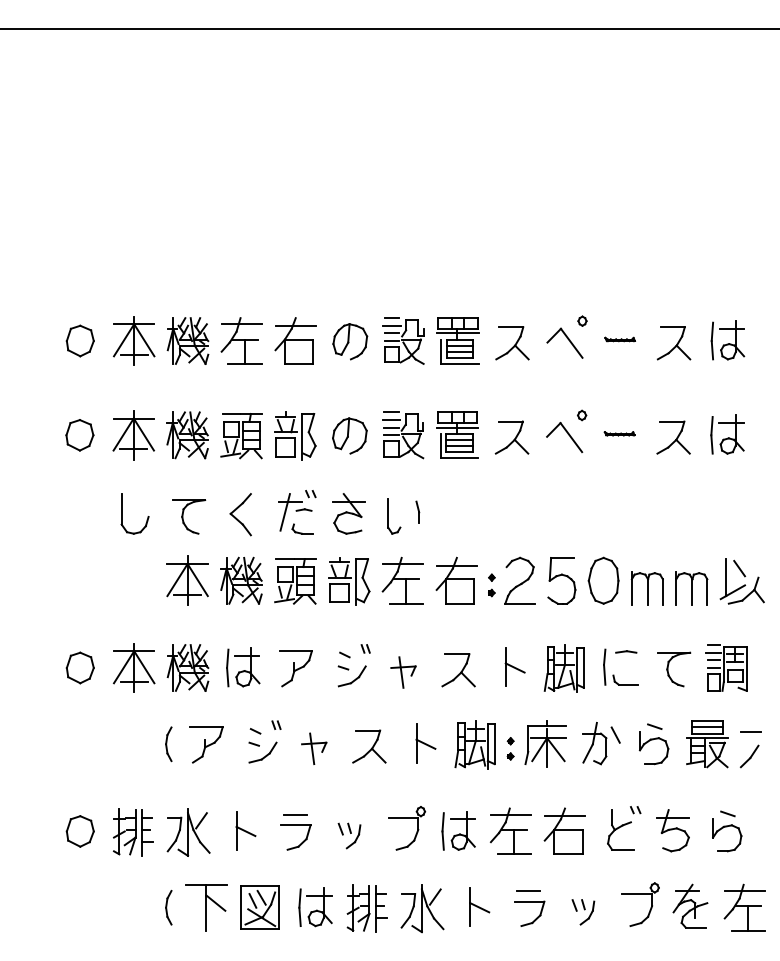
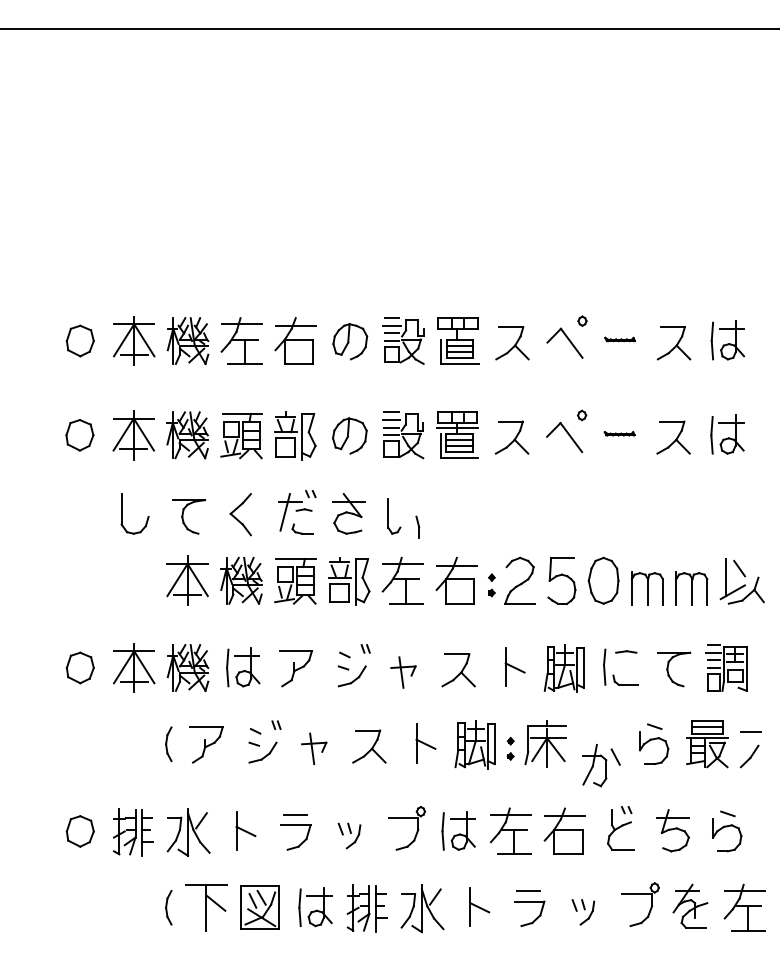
line: present -> none (457, 333)
part position: (417, 511) -> (417, 526) (417, 526)
part position: (601, 743) -> (601, 765) (601, 765)
part position: (635, 810) -> (626, 810) (626, 810)
